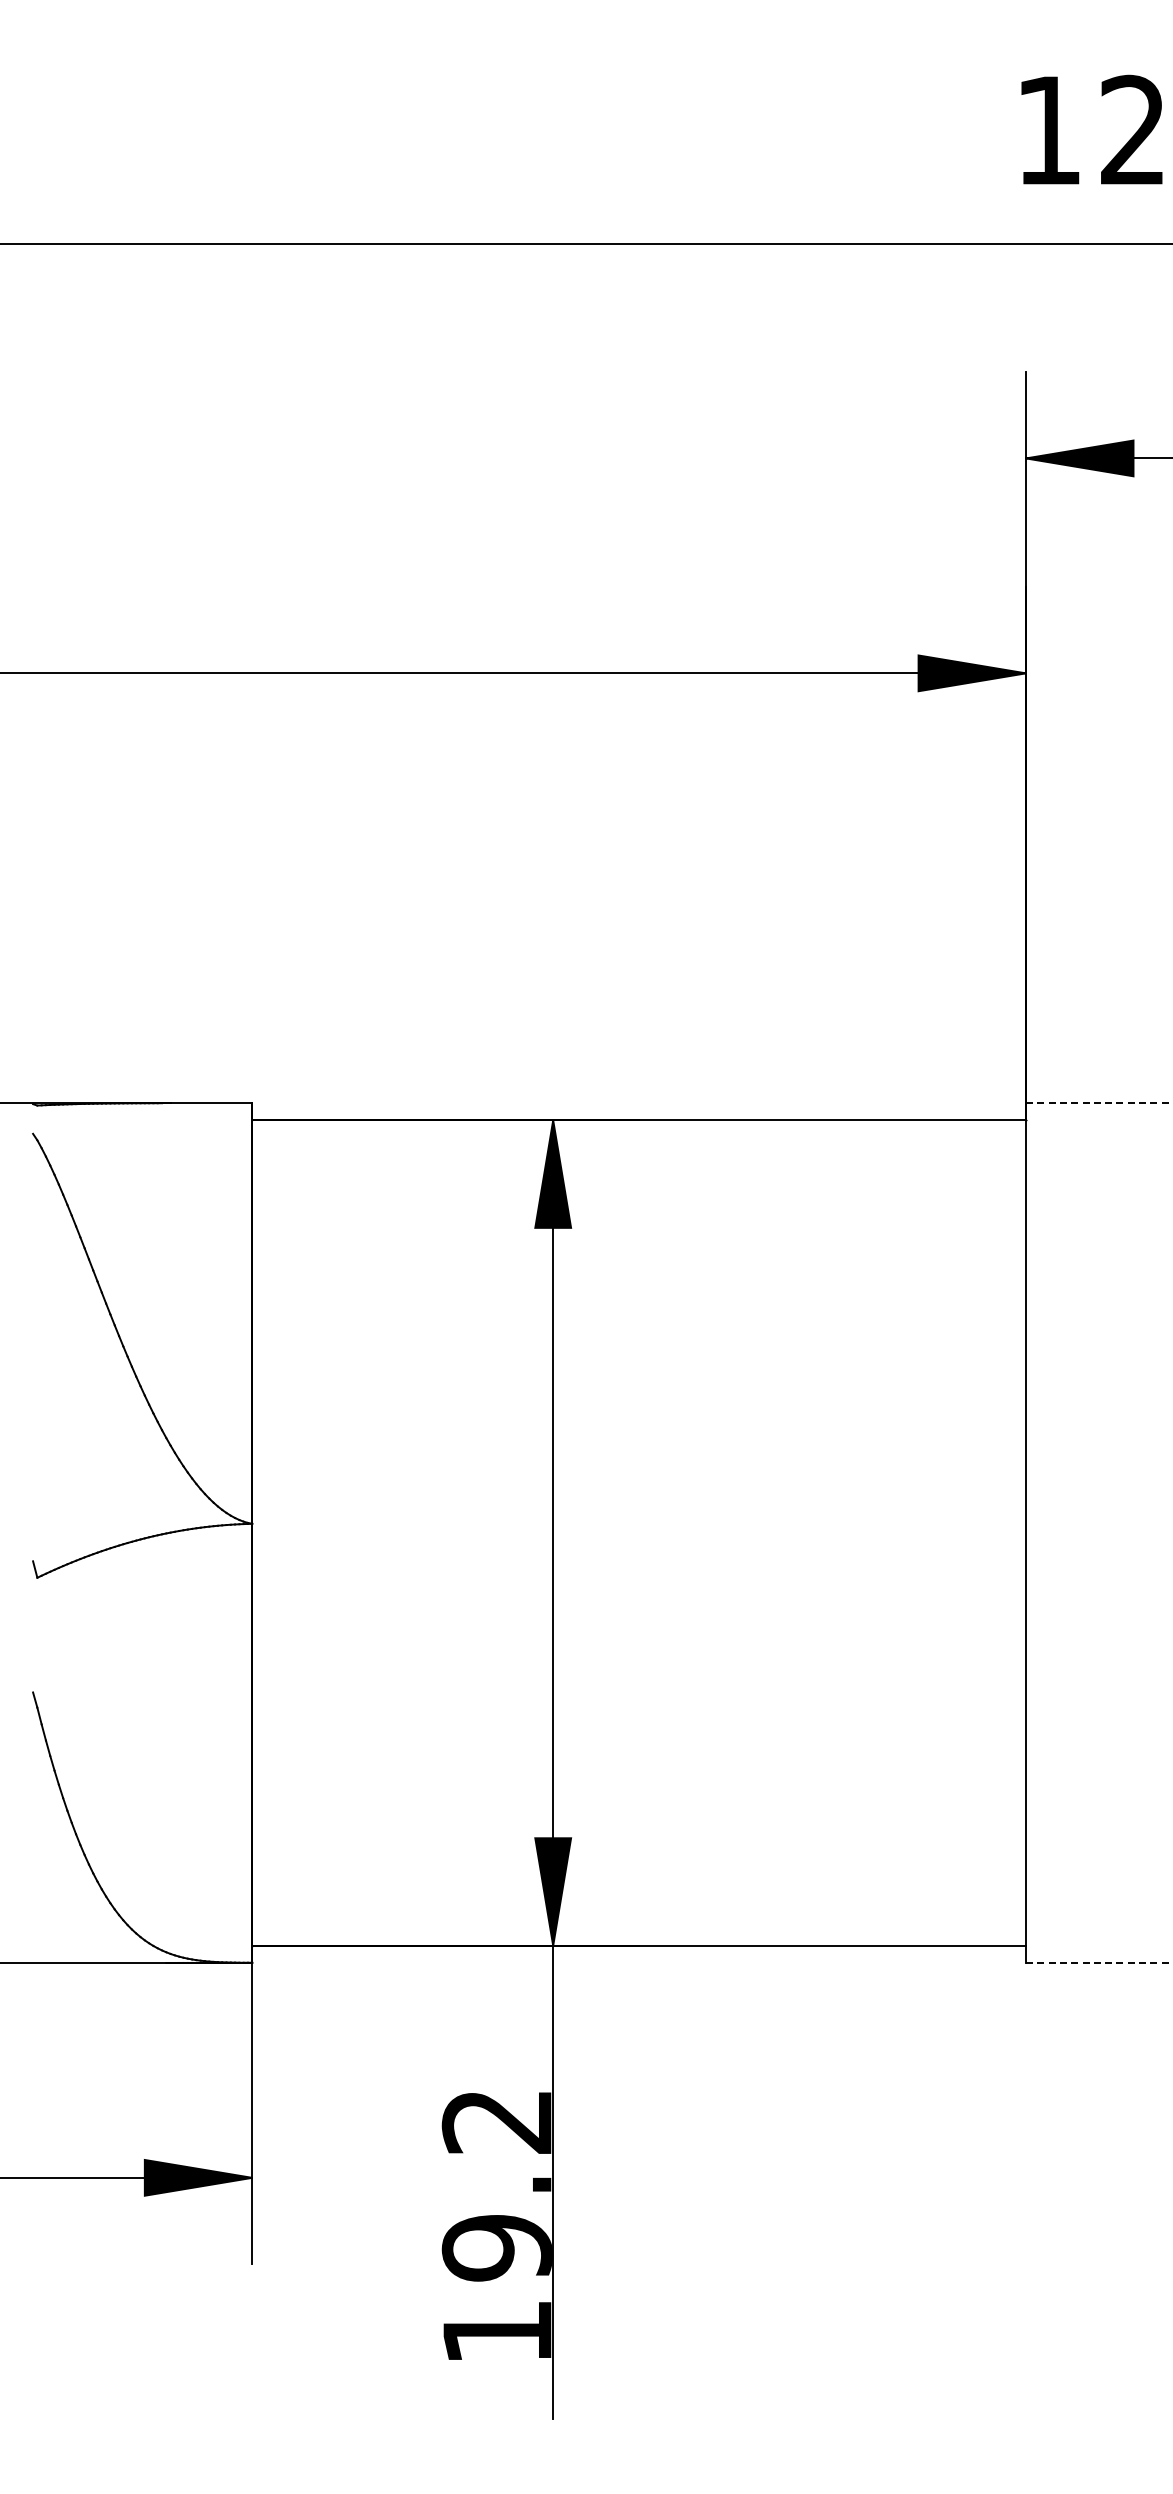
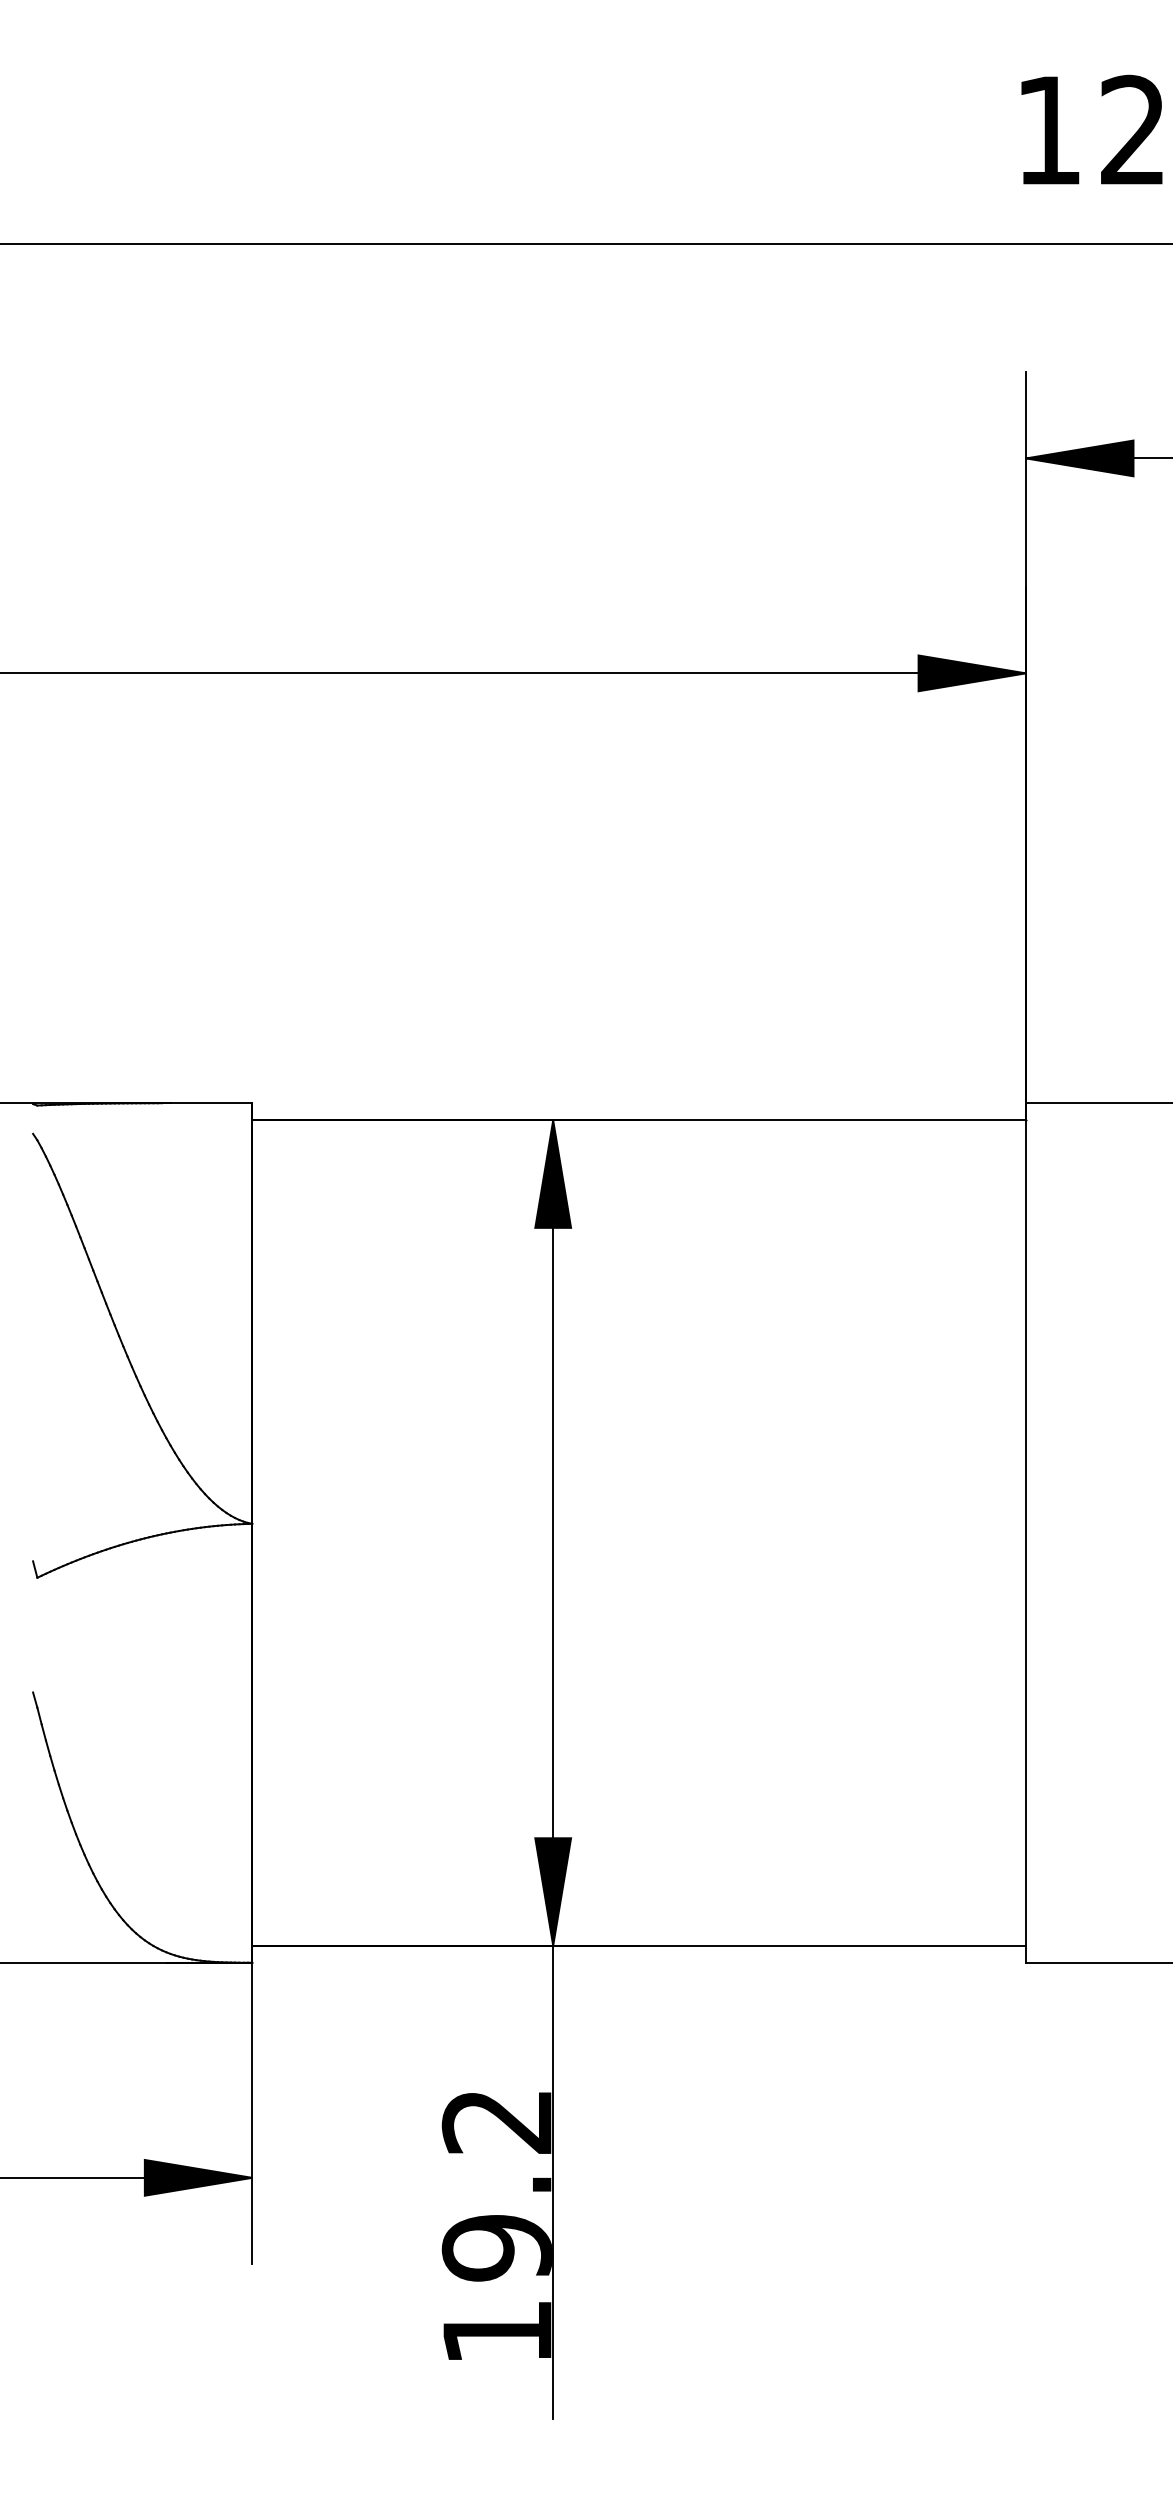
line: dashed -> solid (1100, 1103)
line: dashed -> solid (1100, 1962)
